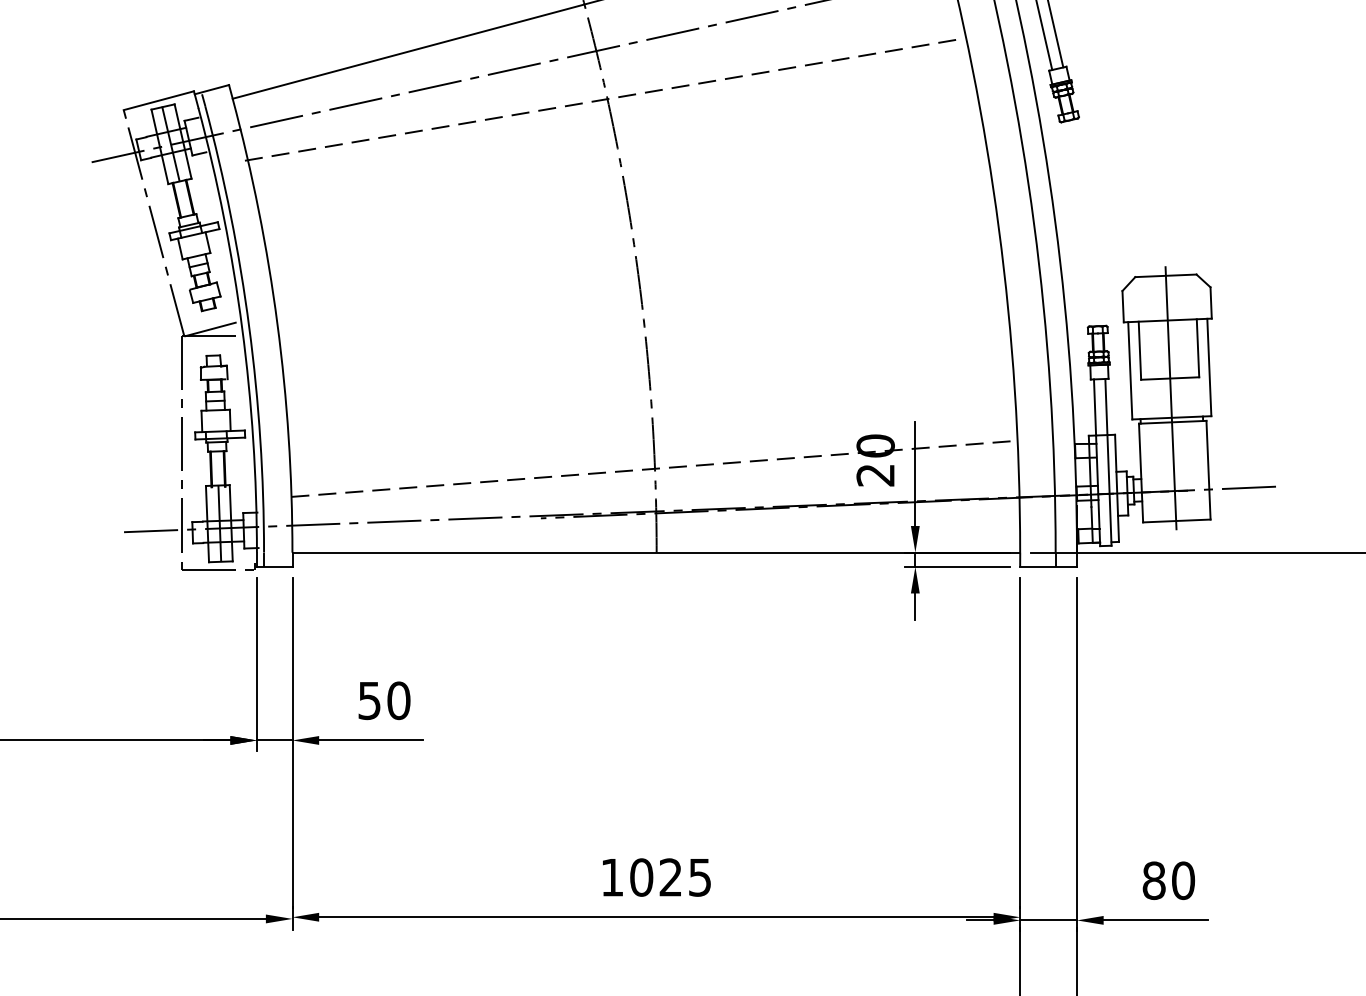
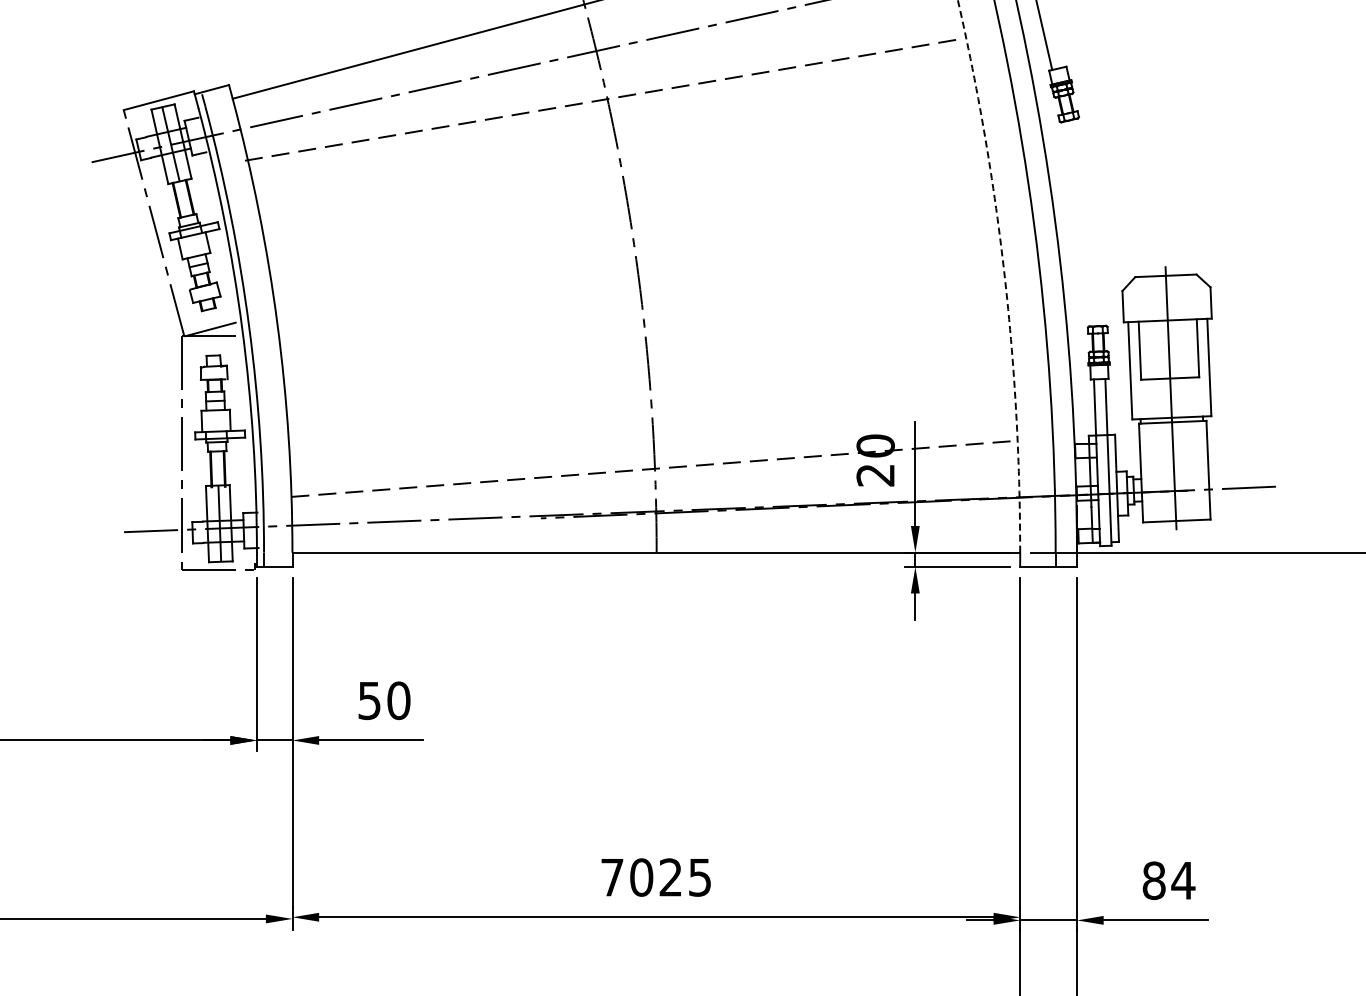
line: present -> none (1055, 34)
arc: solid -> dashed (1004, 273)
text: 1025 -> 7025 (612, 877)
text: 80 -> 84 (1183, 880)
